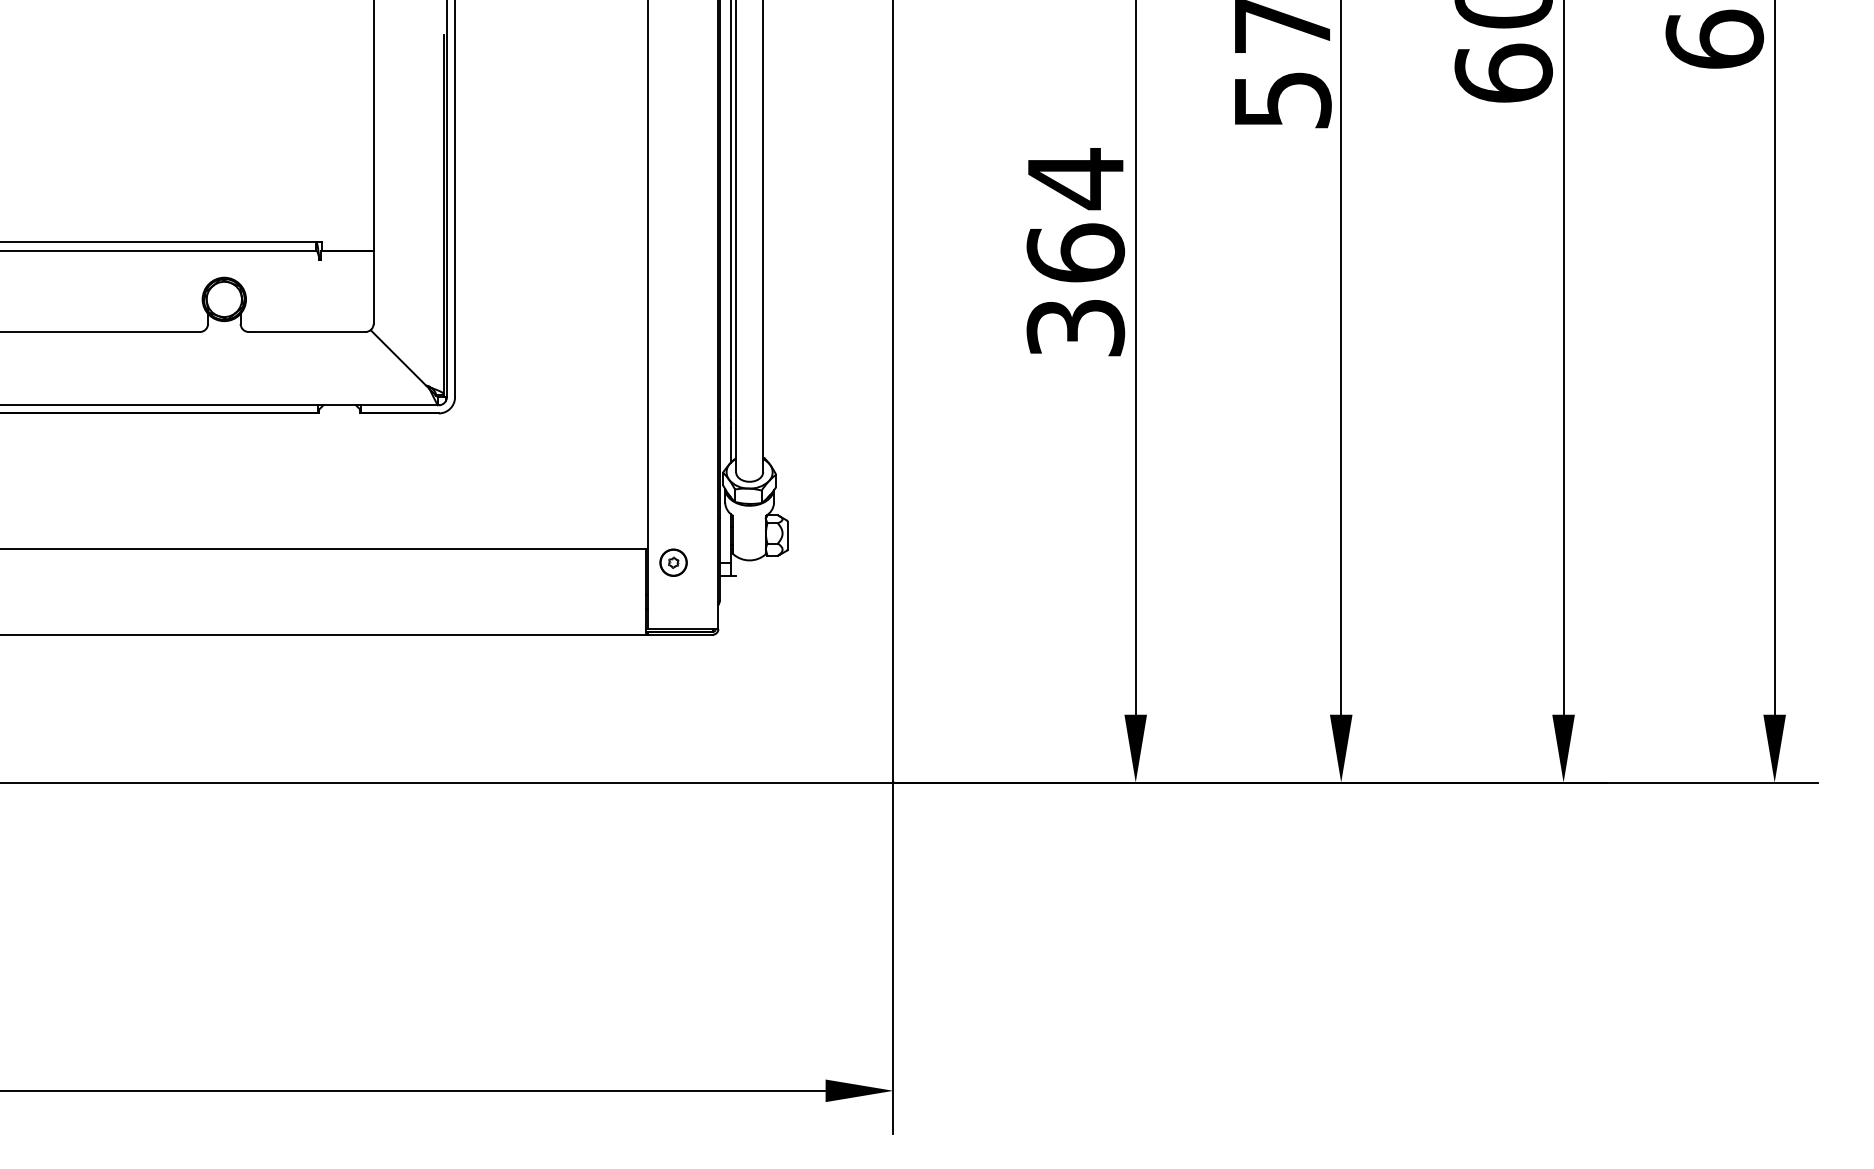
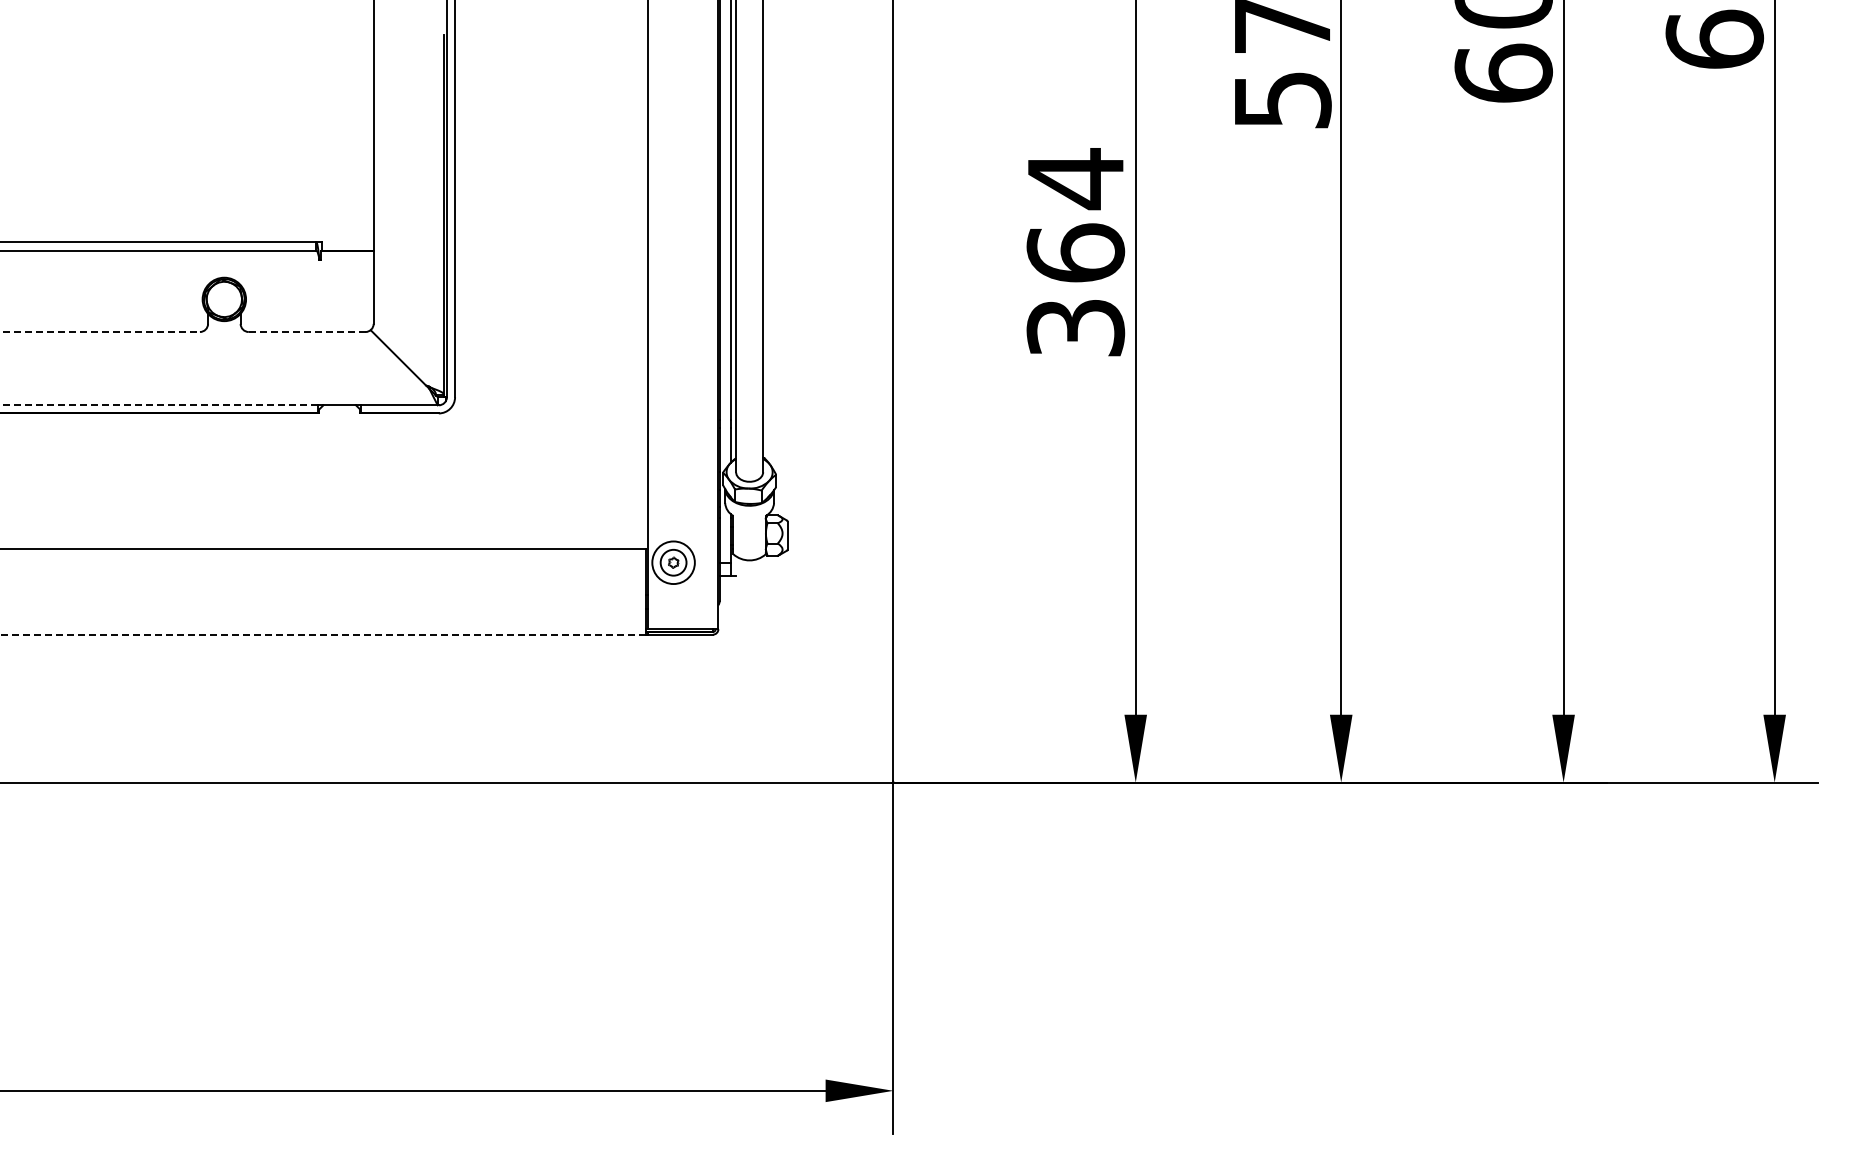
line: solid -> dashed (99, 332)
line: solid -> dashed (307, 332)
line: solid -> dashed (159, 405)
circle diameter: 27 px -> 43 px (673, 562)
line: solid -> dashed (323, 634)
